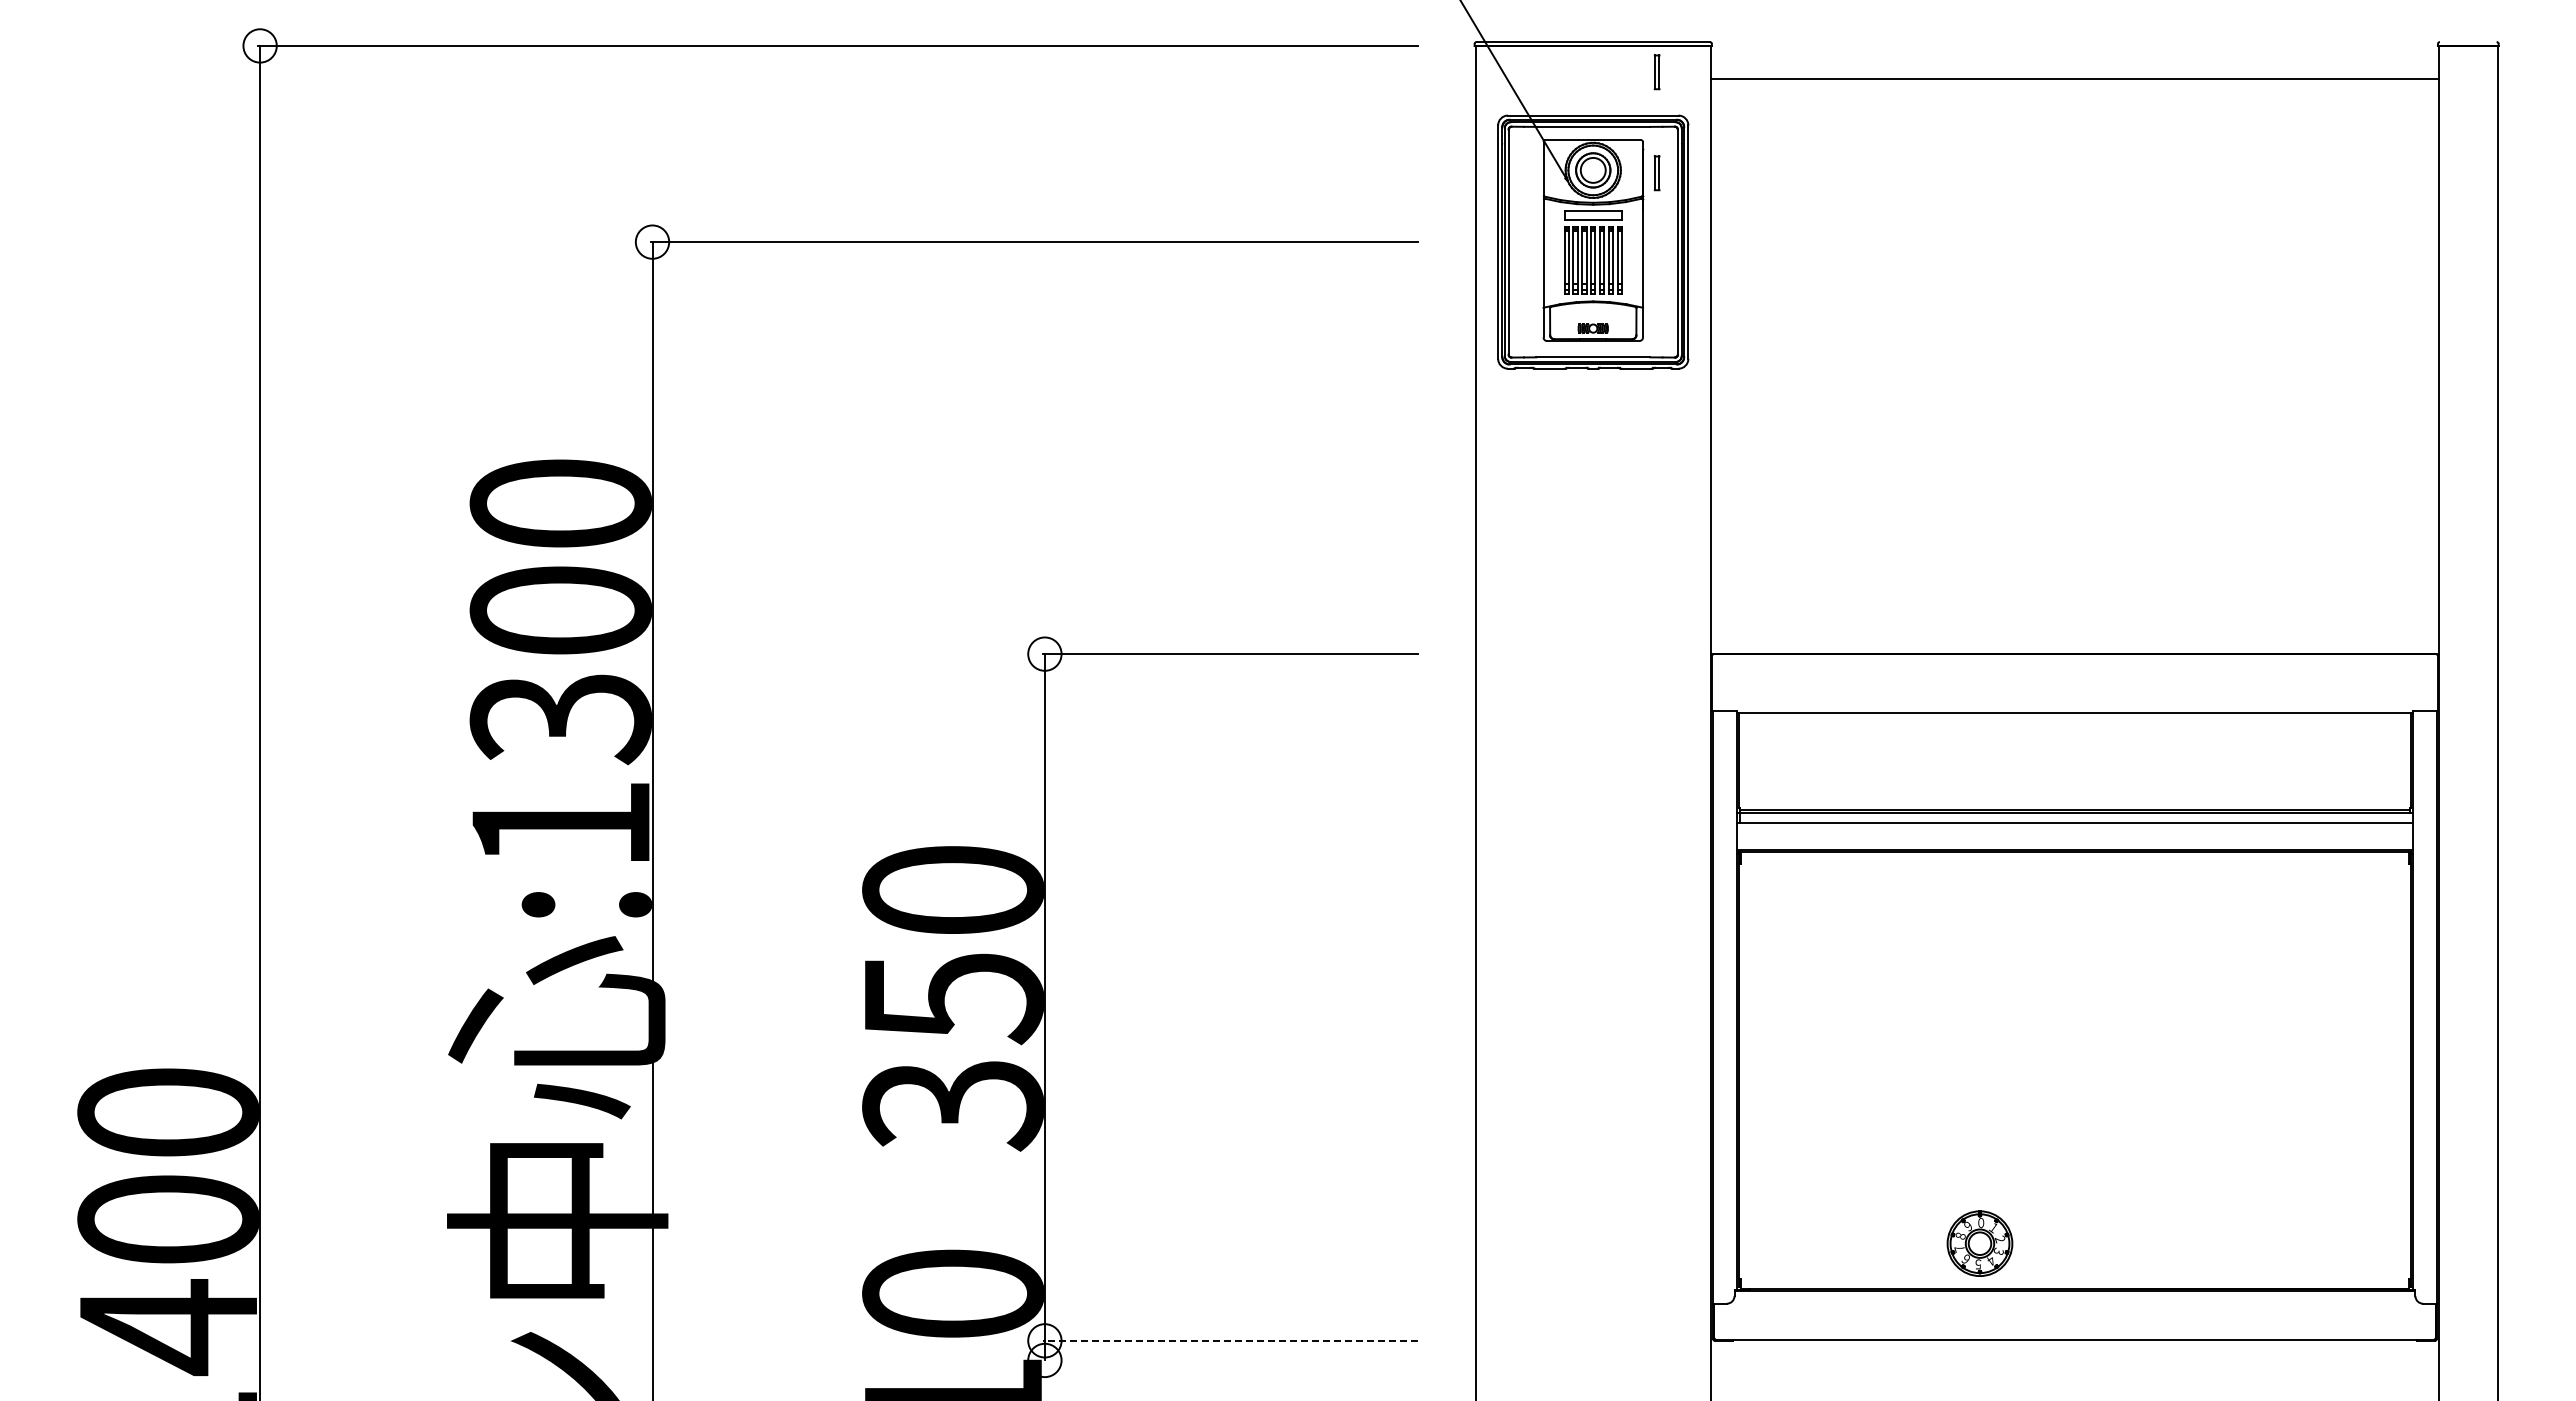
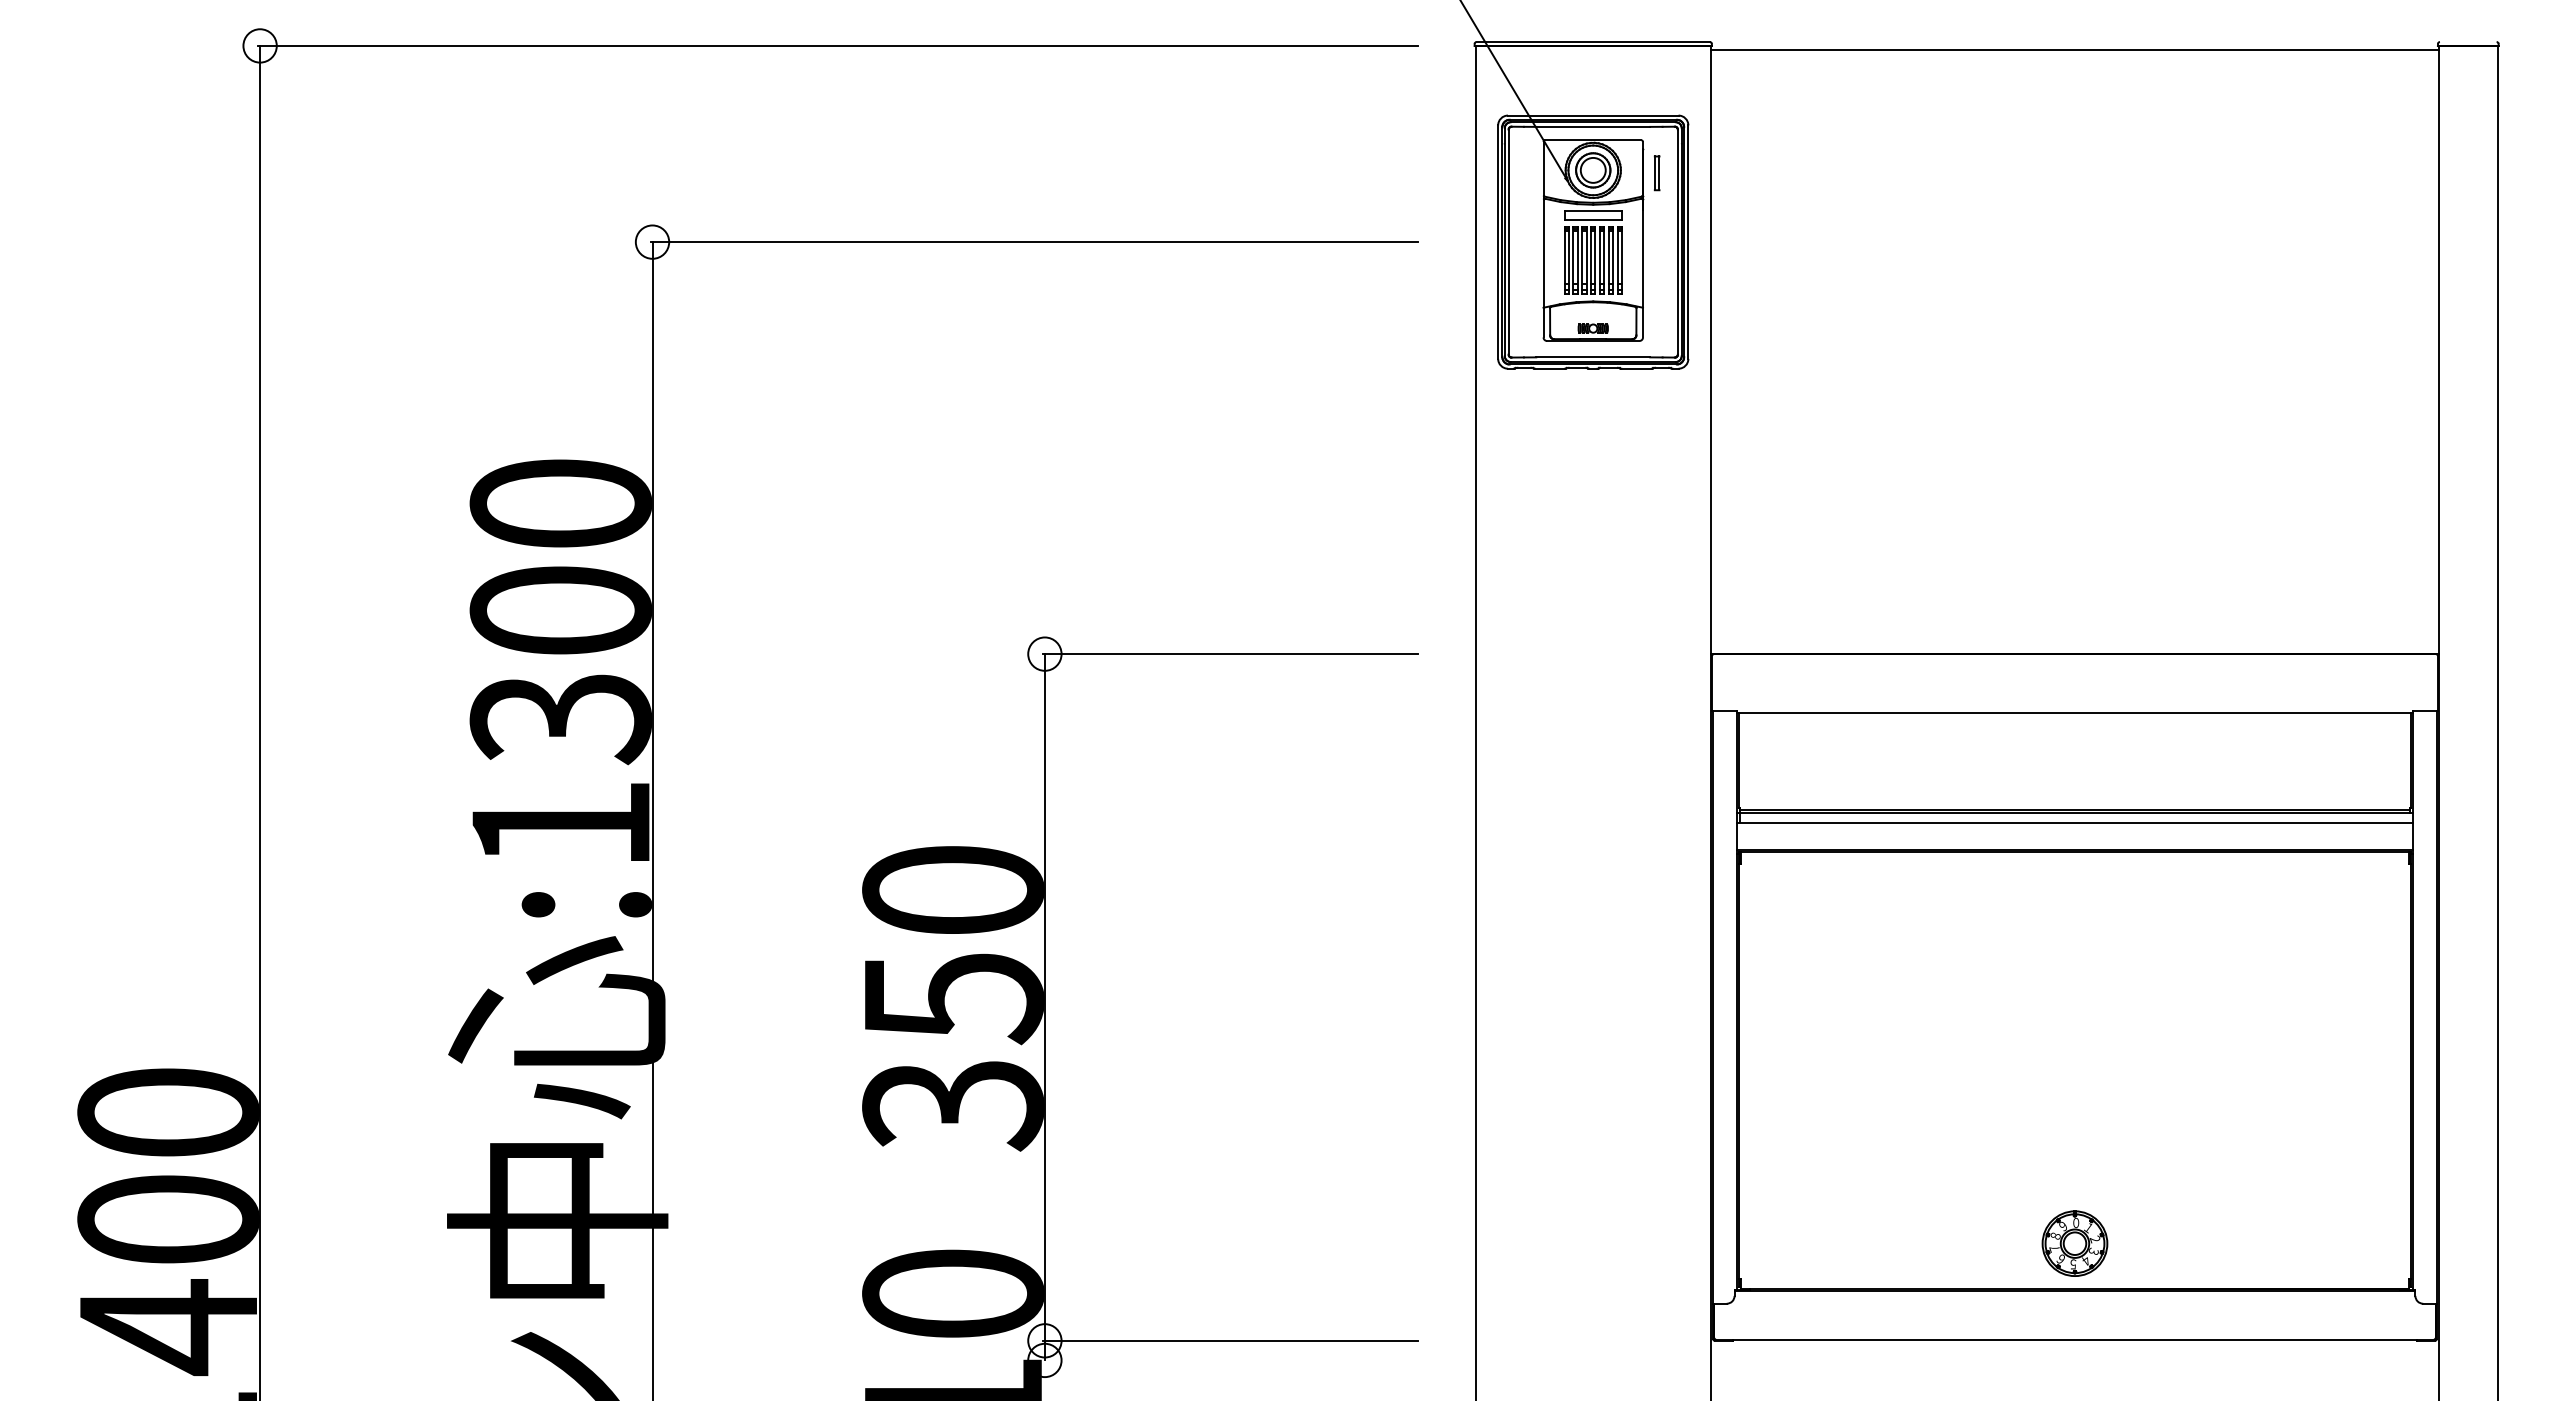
part: present -> none (1656, 72)
line position: (2074, 78) -> (2074, 49) (2074, 49)
part position: (1979, 1243) -> (2074, 1243) (2074, 1243)
line: dashed -> solid (1229, 1340)
